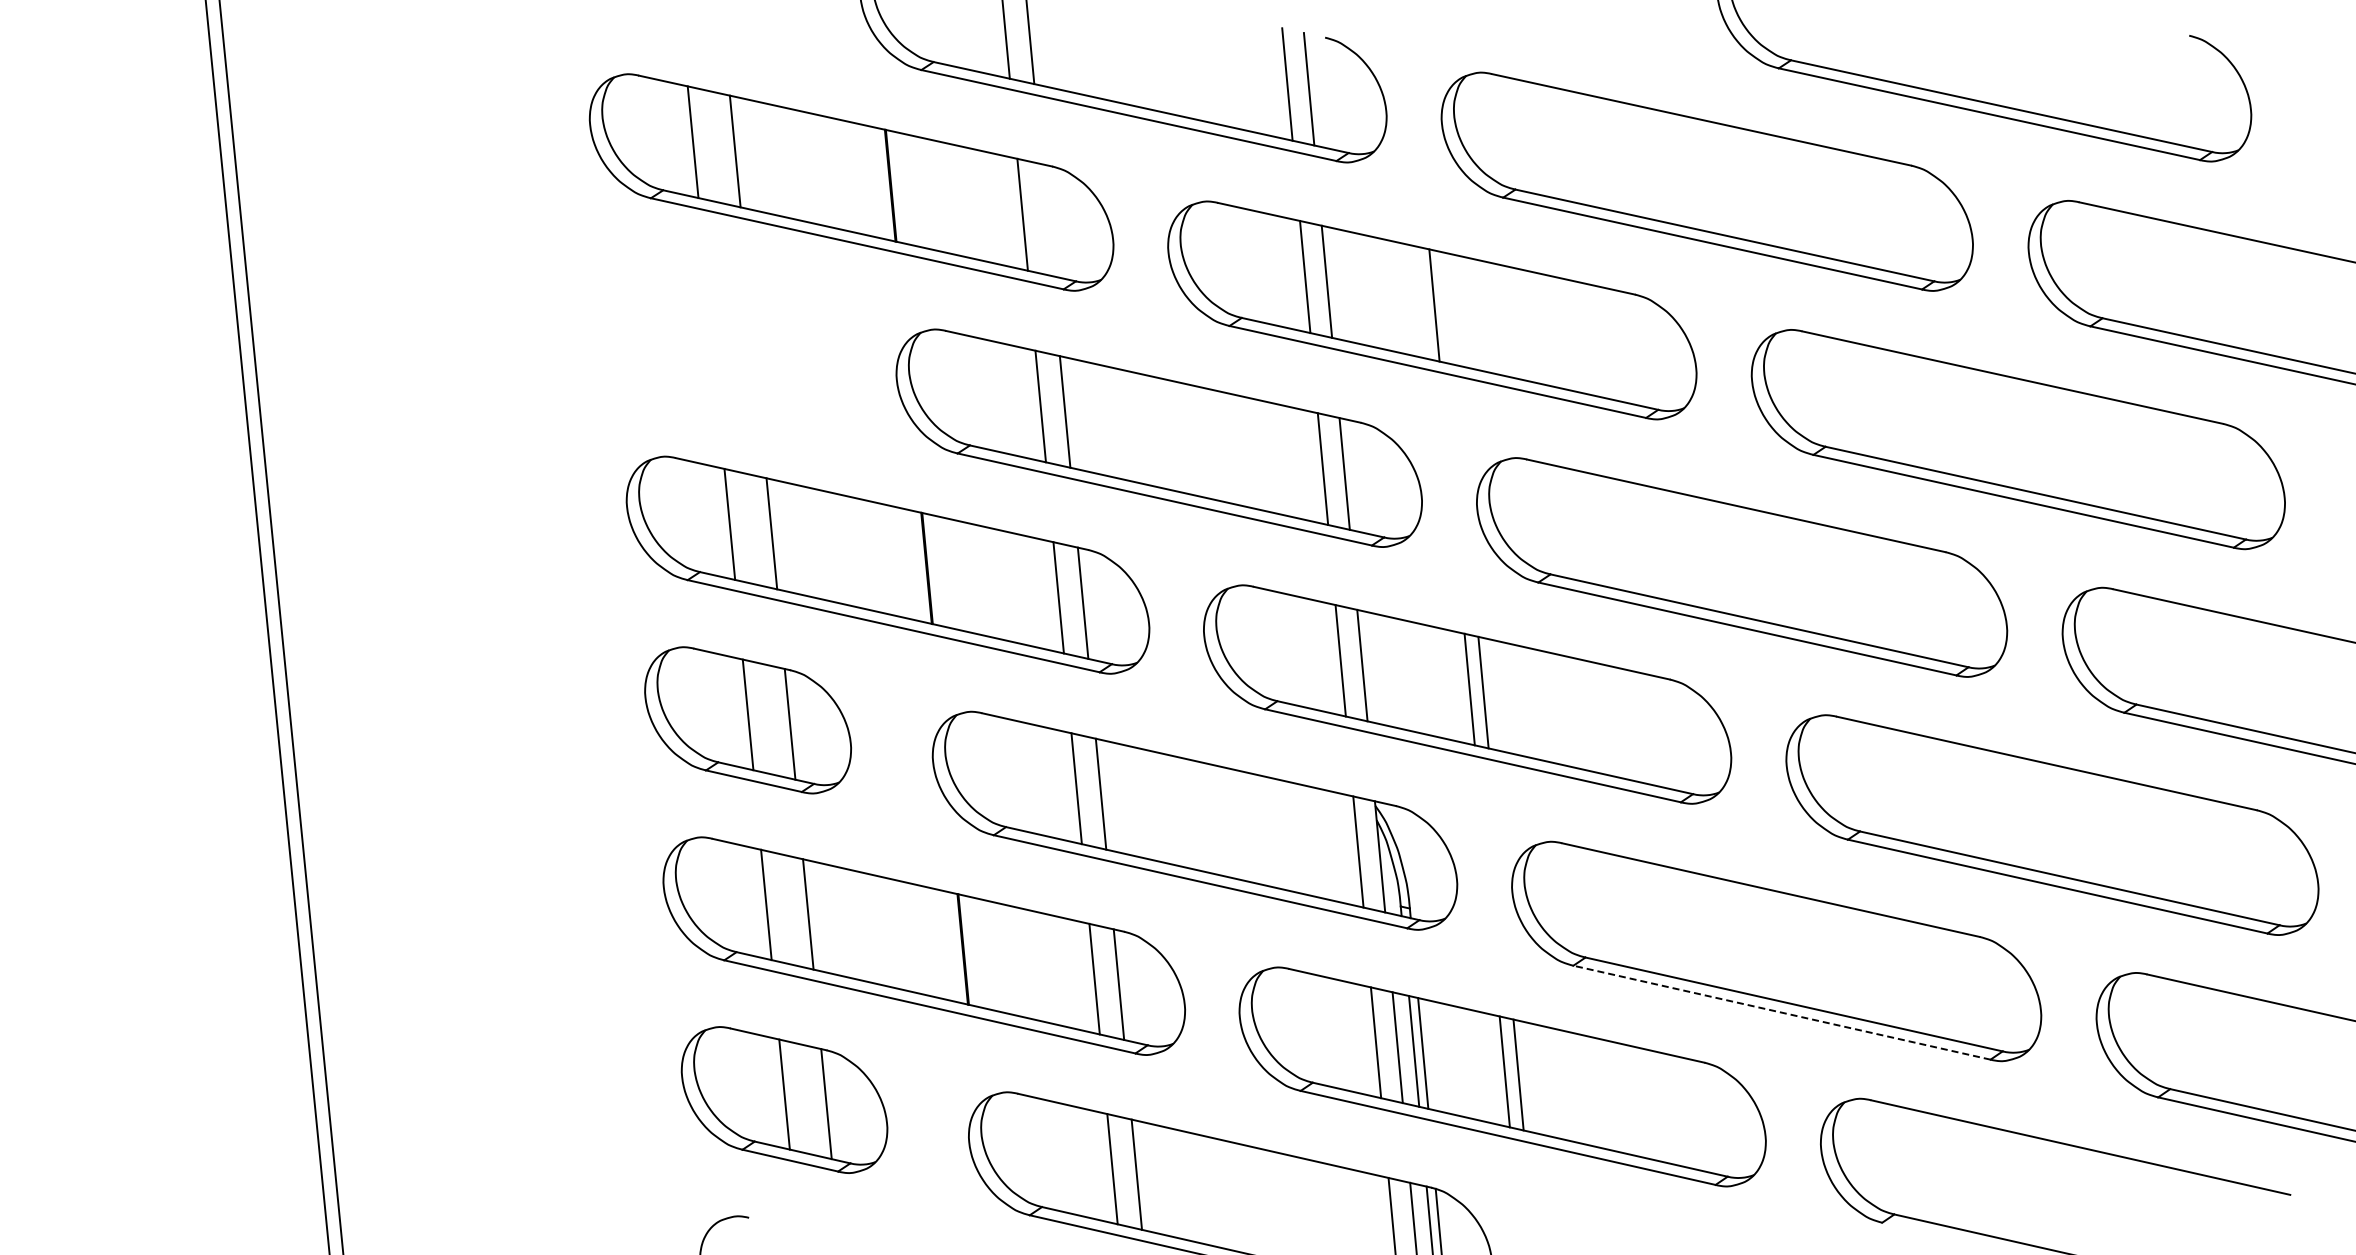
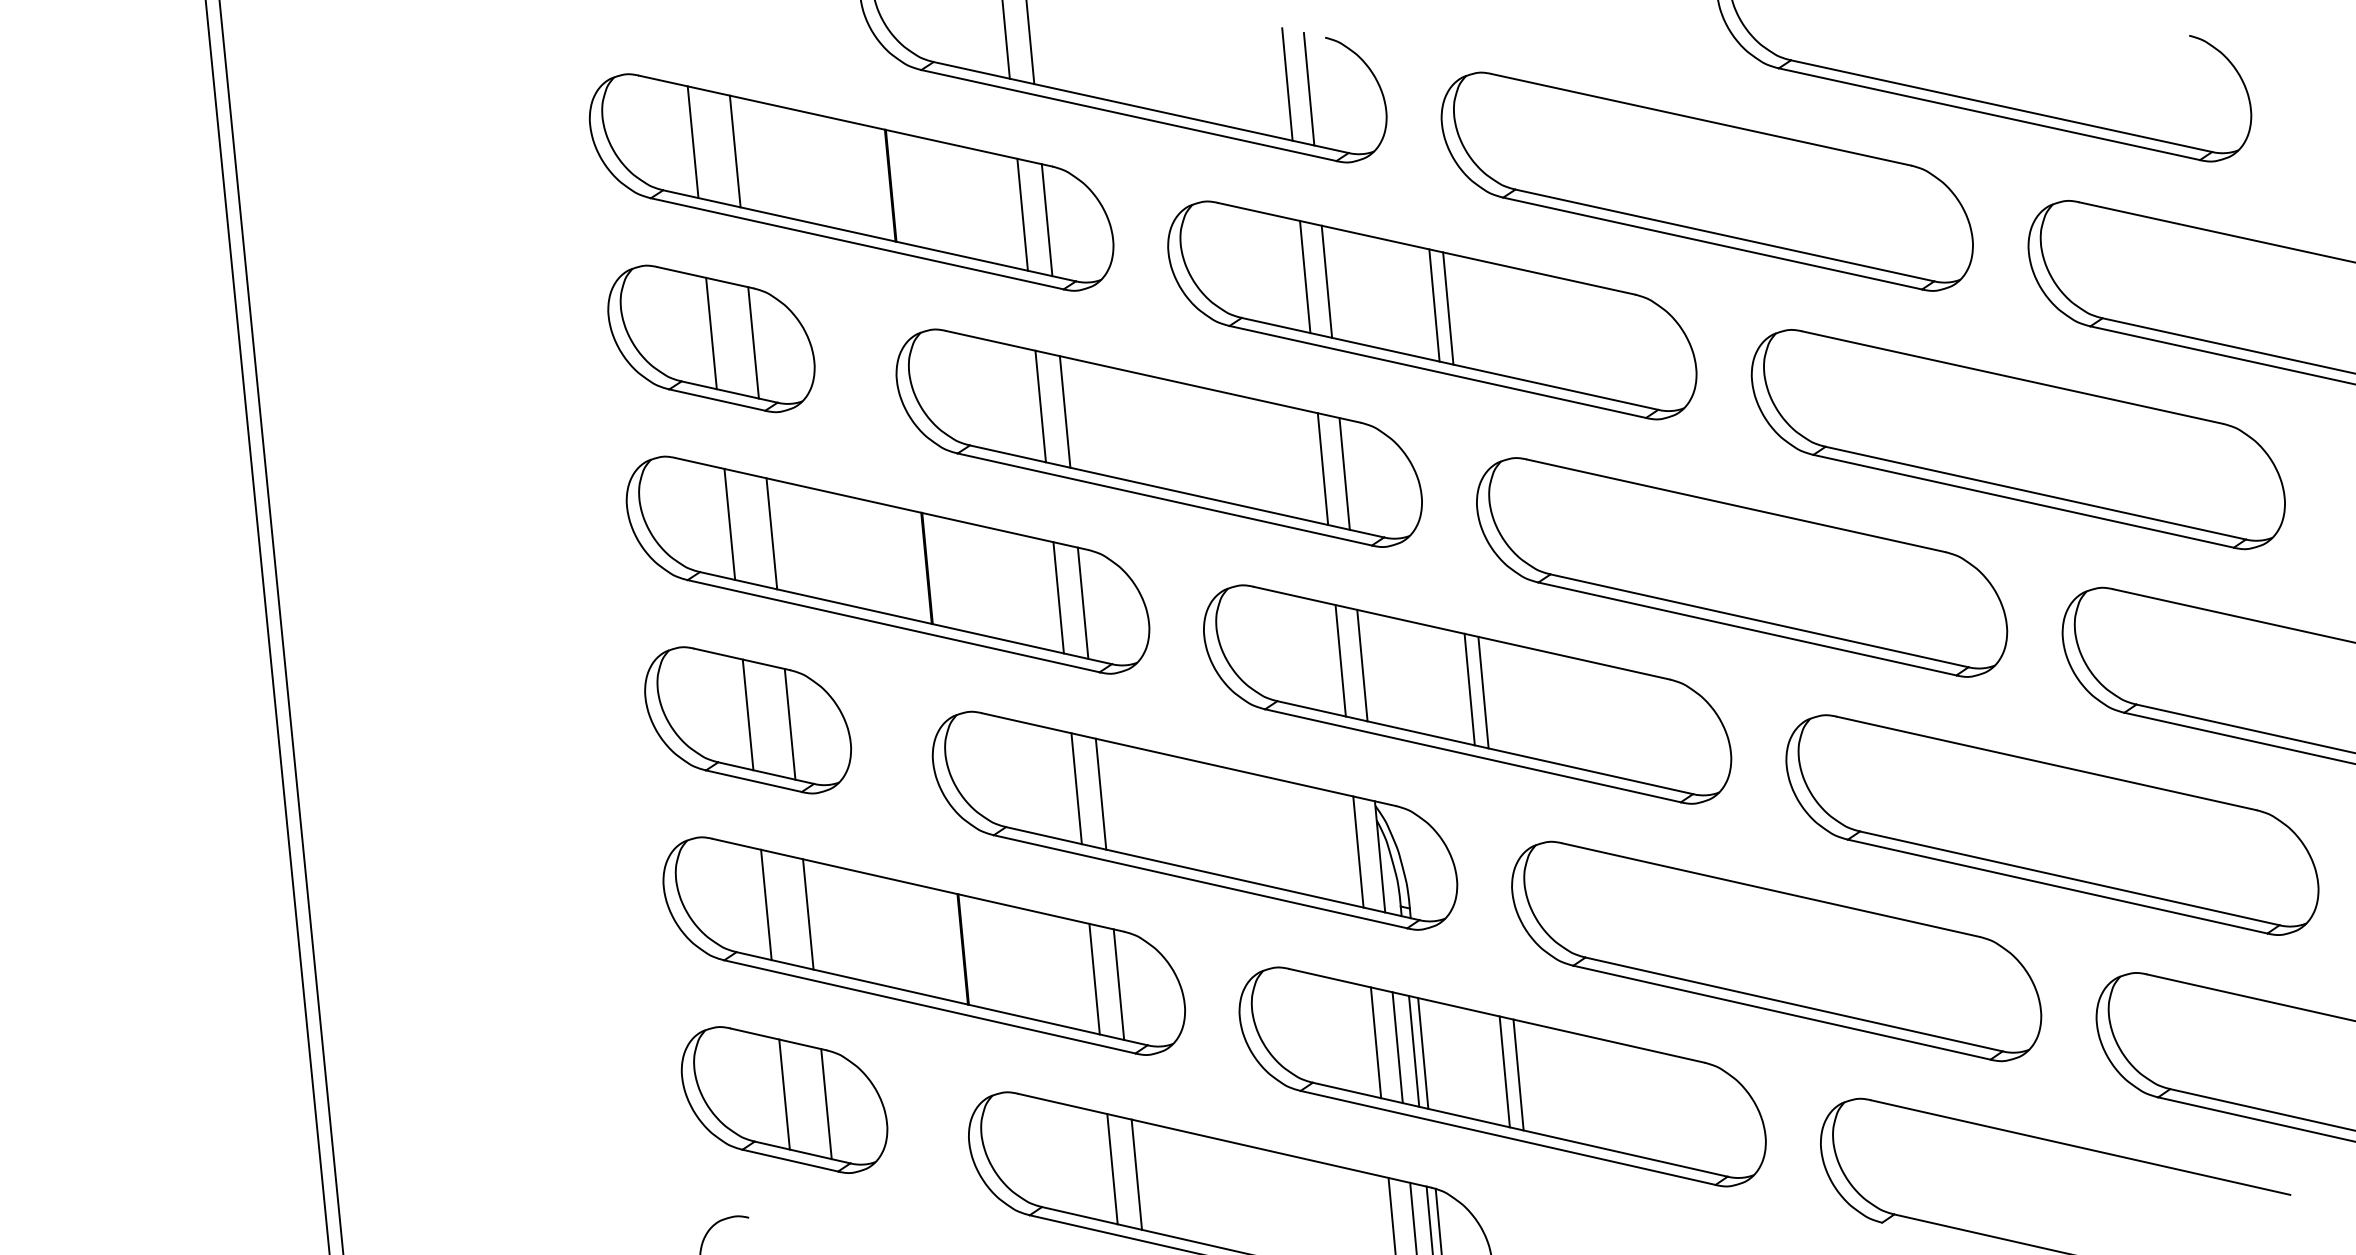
line: none -> present (1046, 220)
line: none -> present (1448, 308)
part: none -> present (711, 338)
line: dashed -> solid (1781, 1012)
